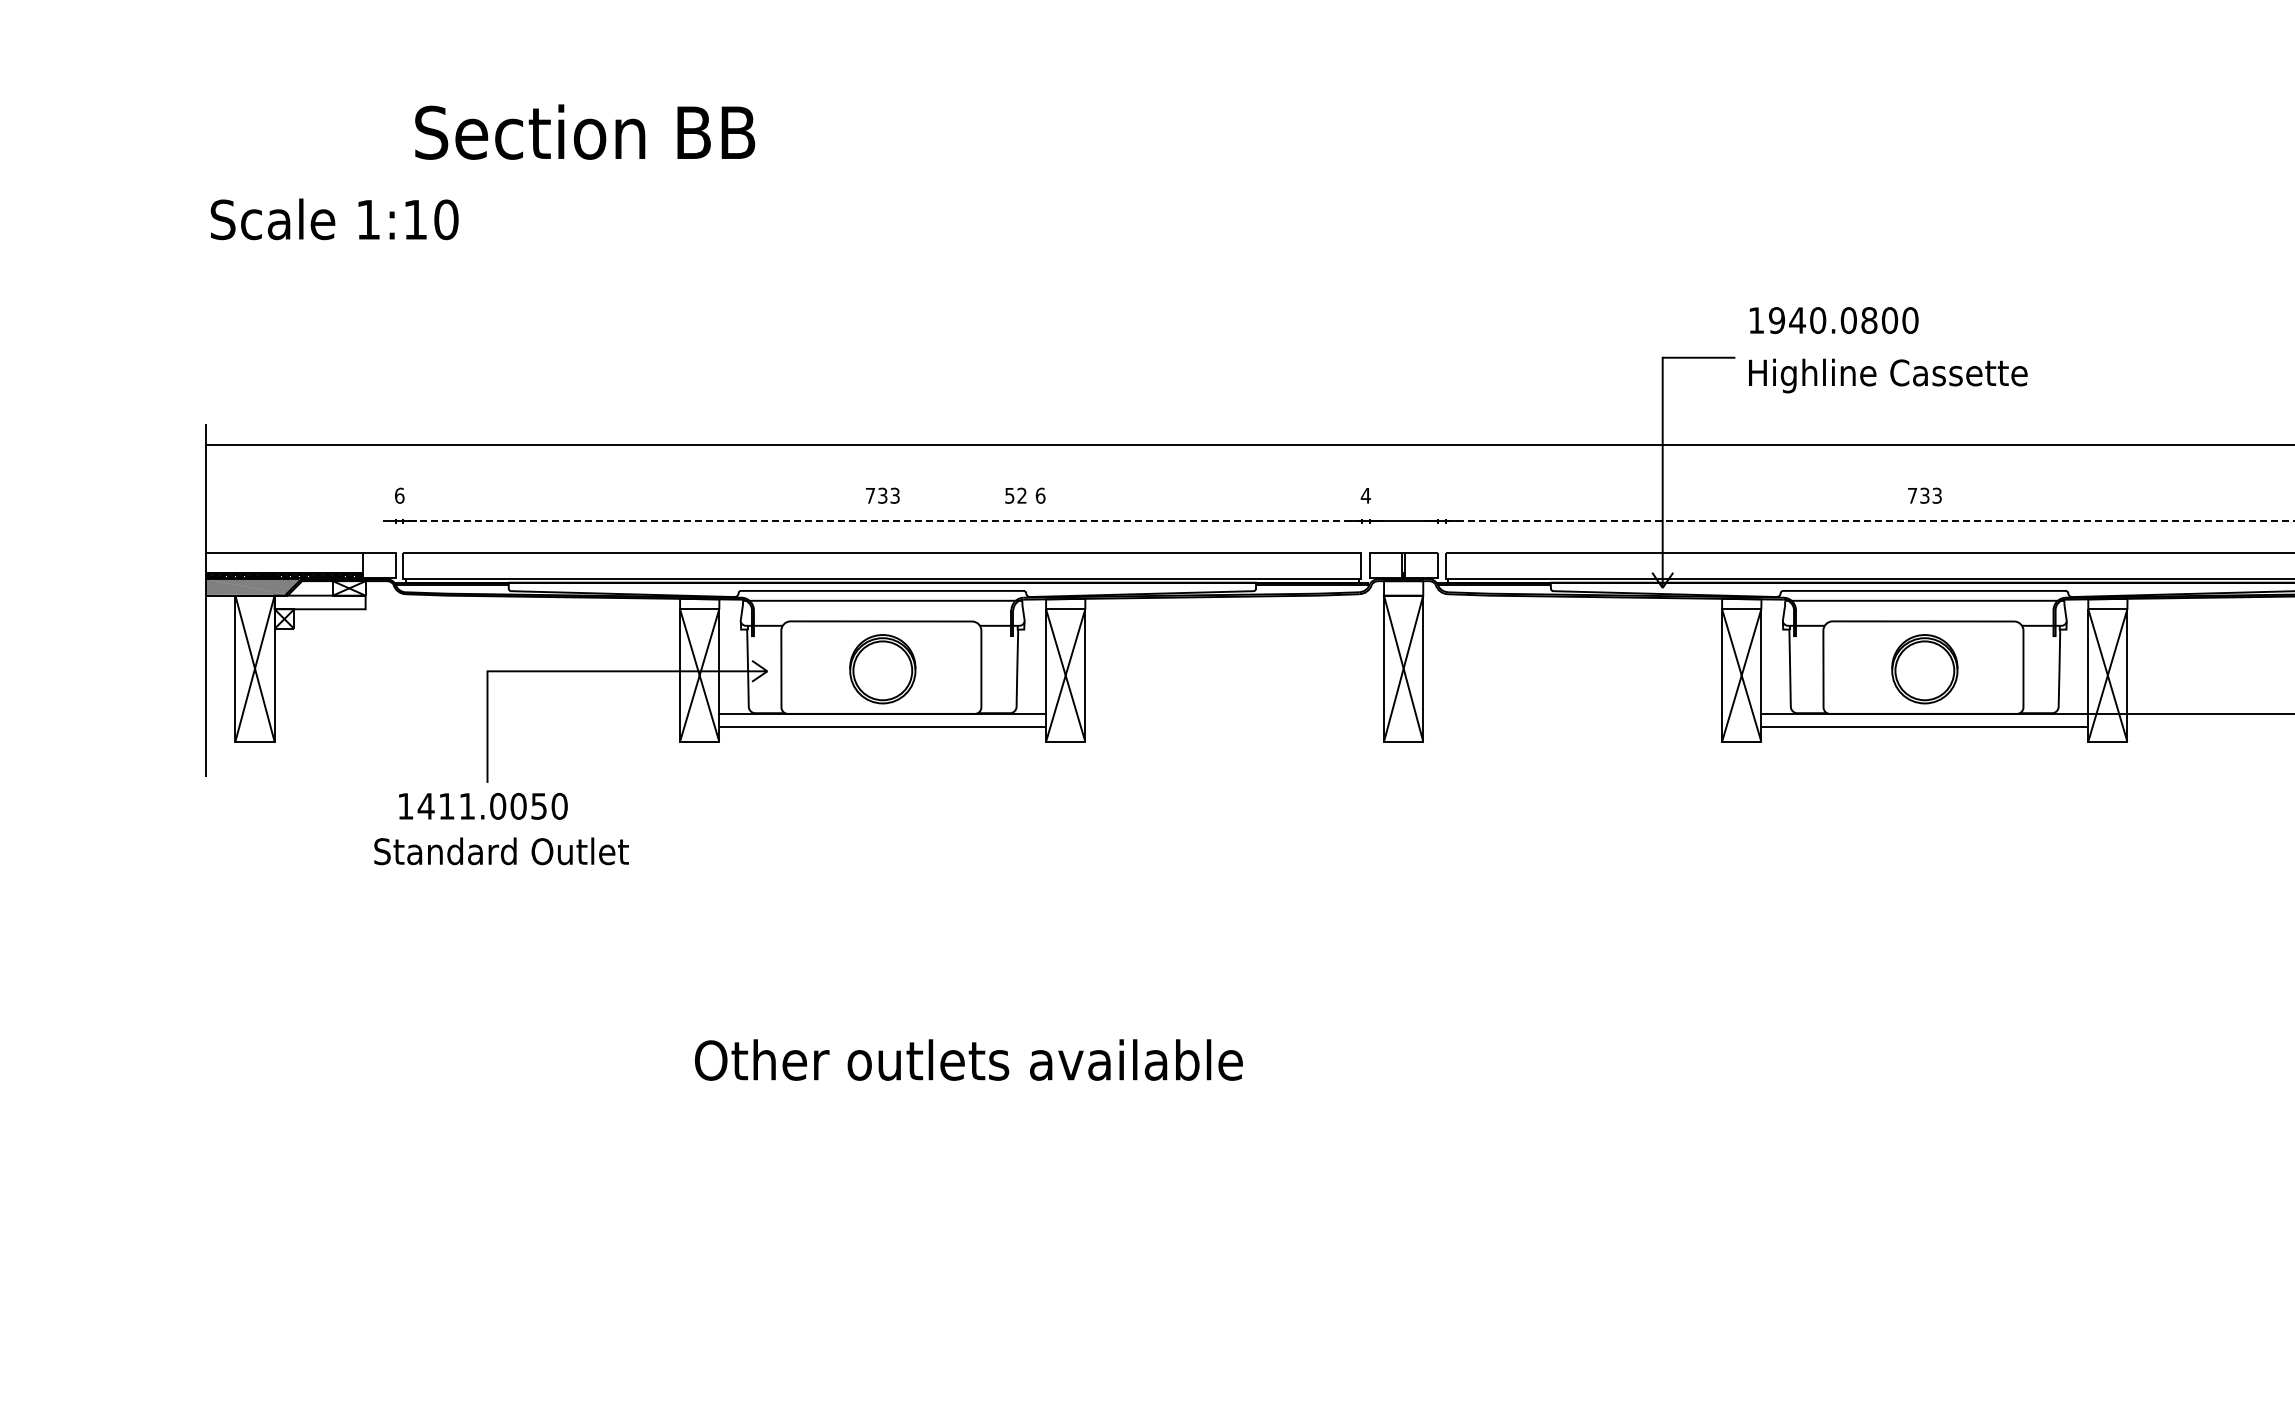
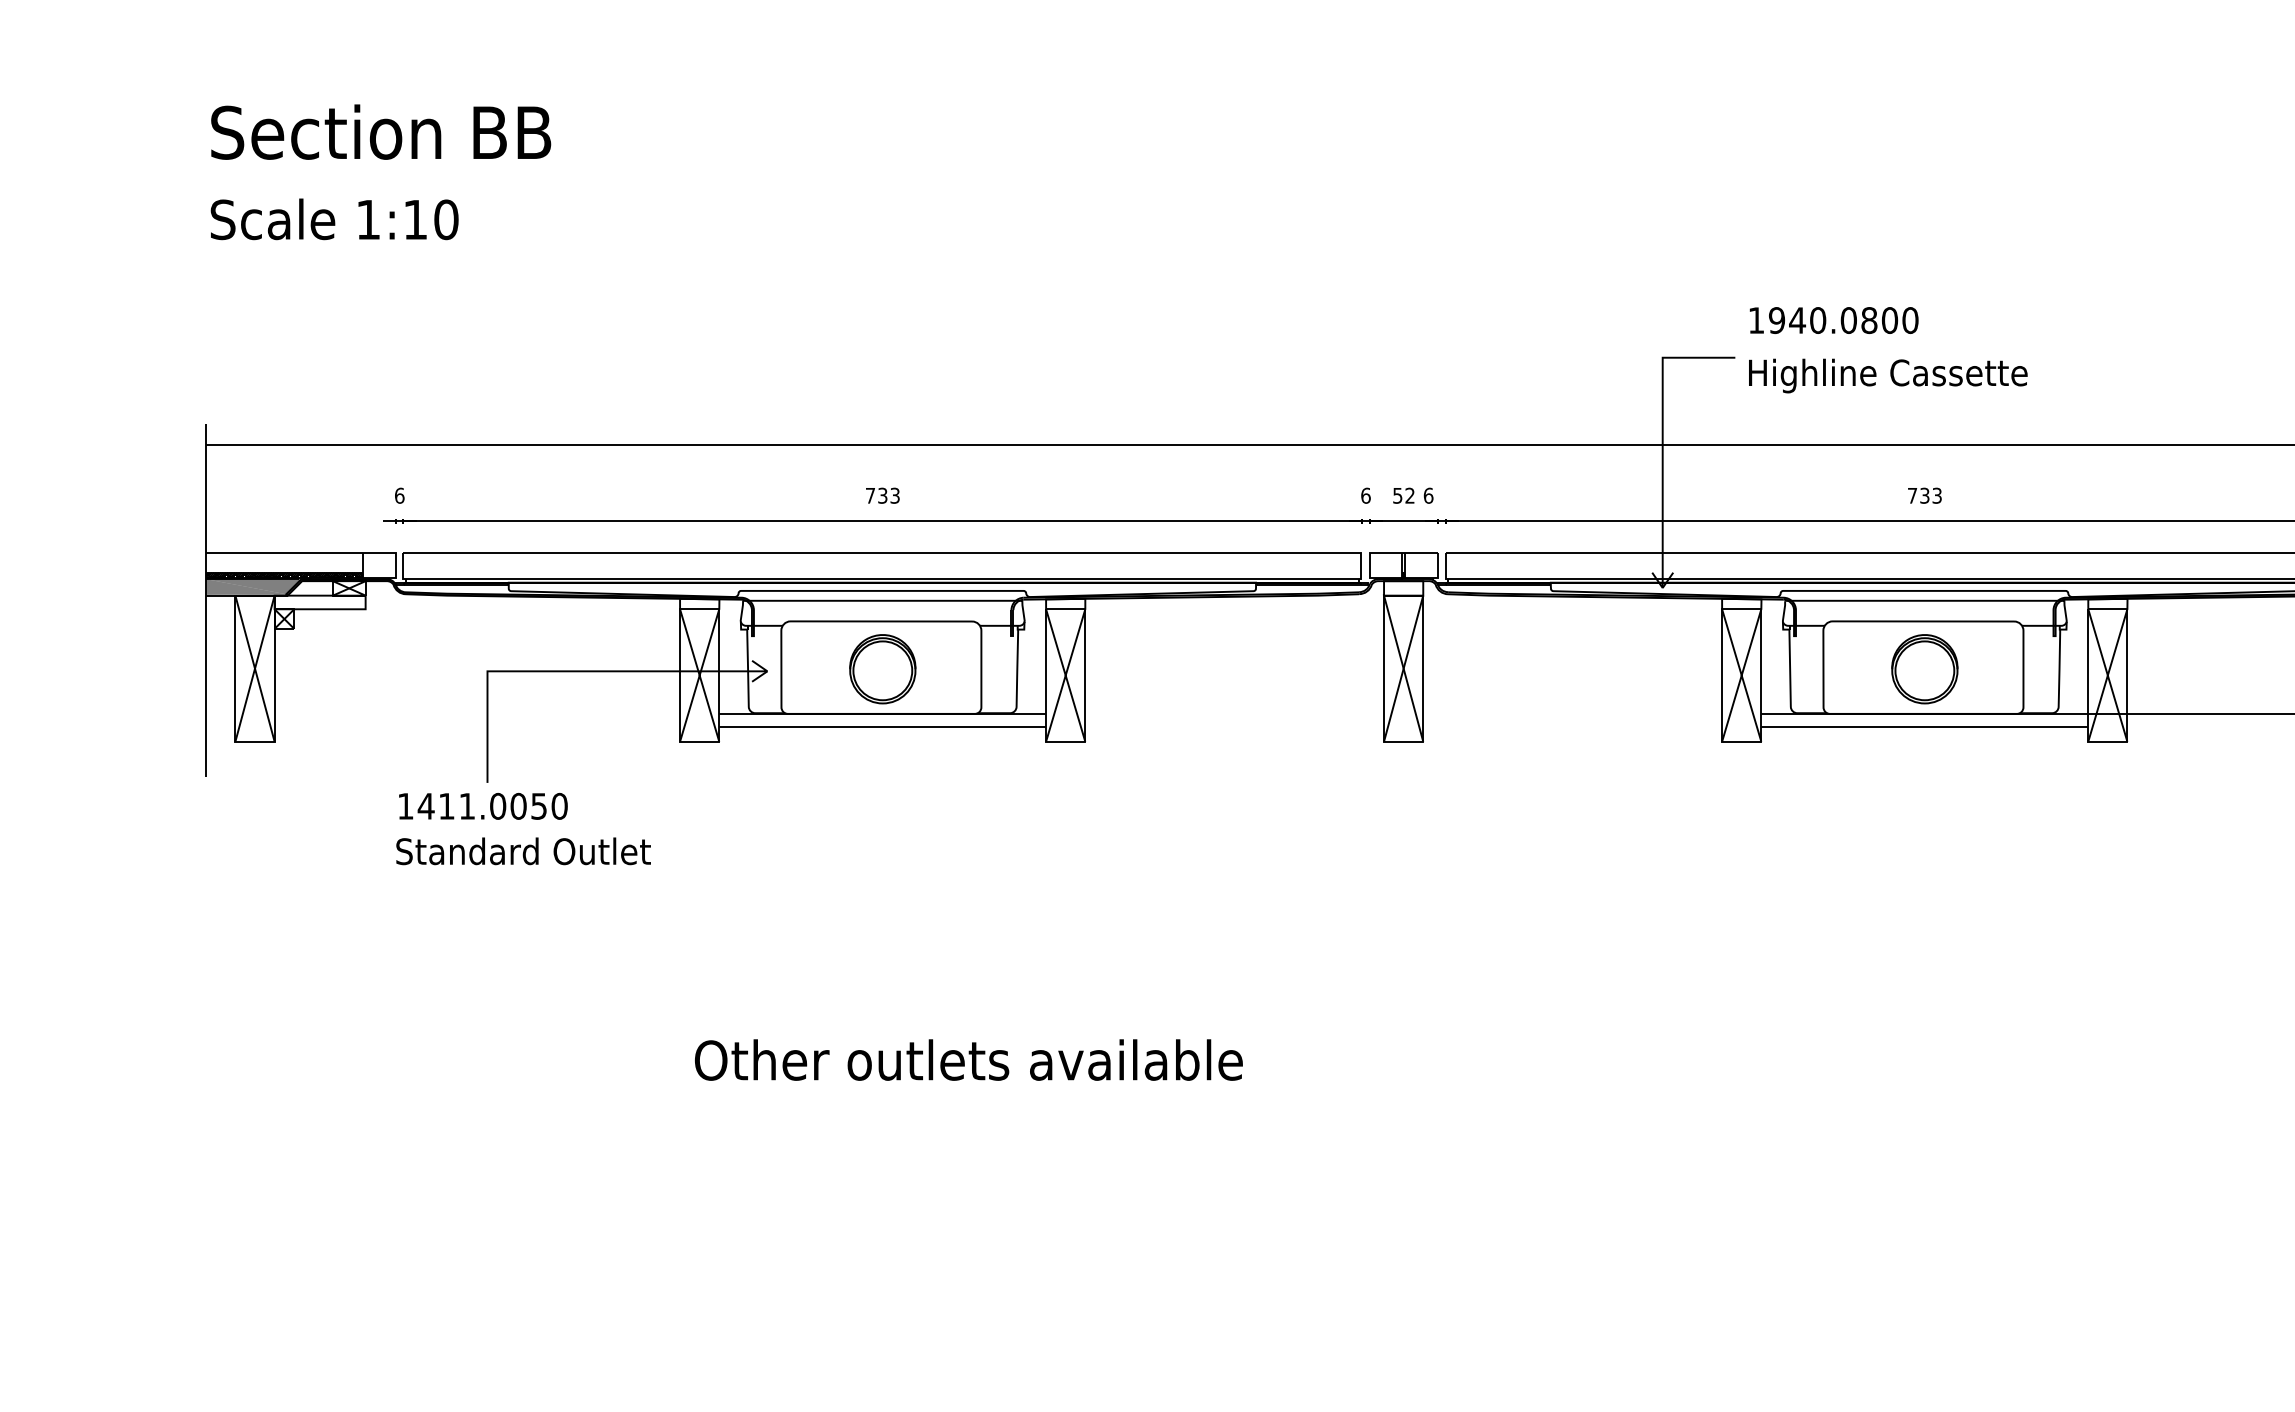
text position: (585, 131) -> (381, 131) (381, 131)
text position: (1025, 495) -> (1413, 495) (1413, 495)
text: 4 -> 6 (1365, 495)
line: dashed -> solid (882, 521)
line: dashed -> solid (1870, 521)
text position: (501, 851) -> (523, 851) (523, 851)
